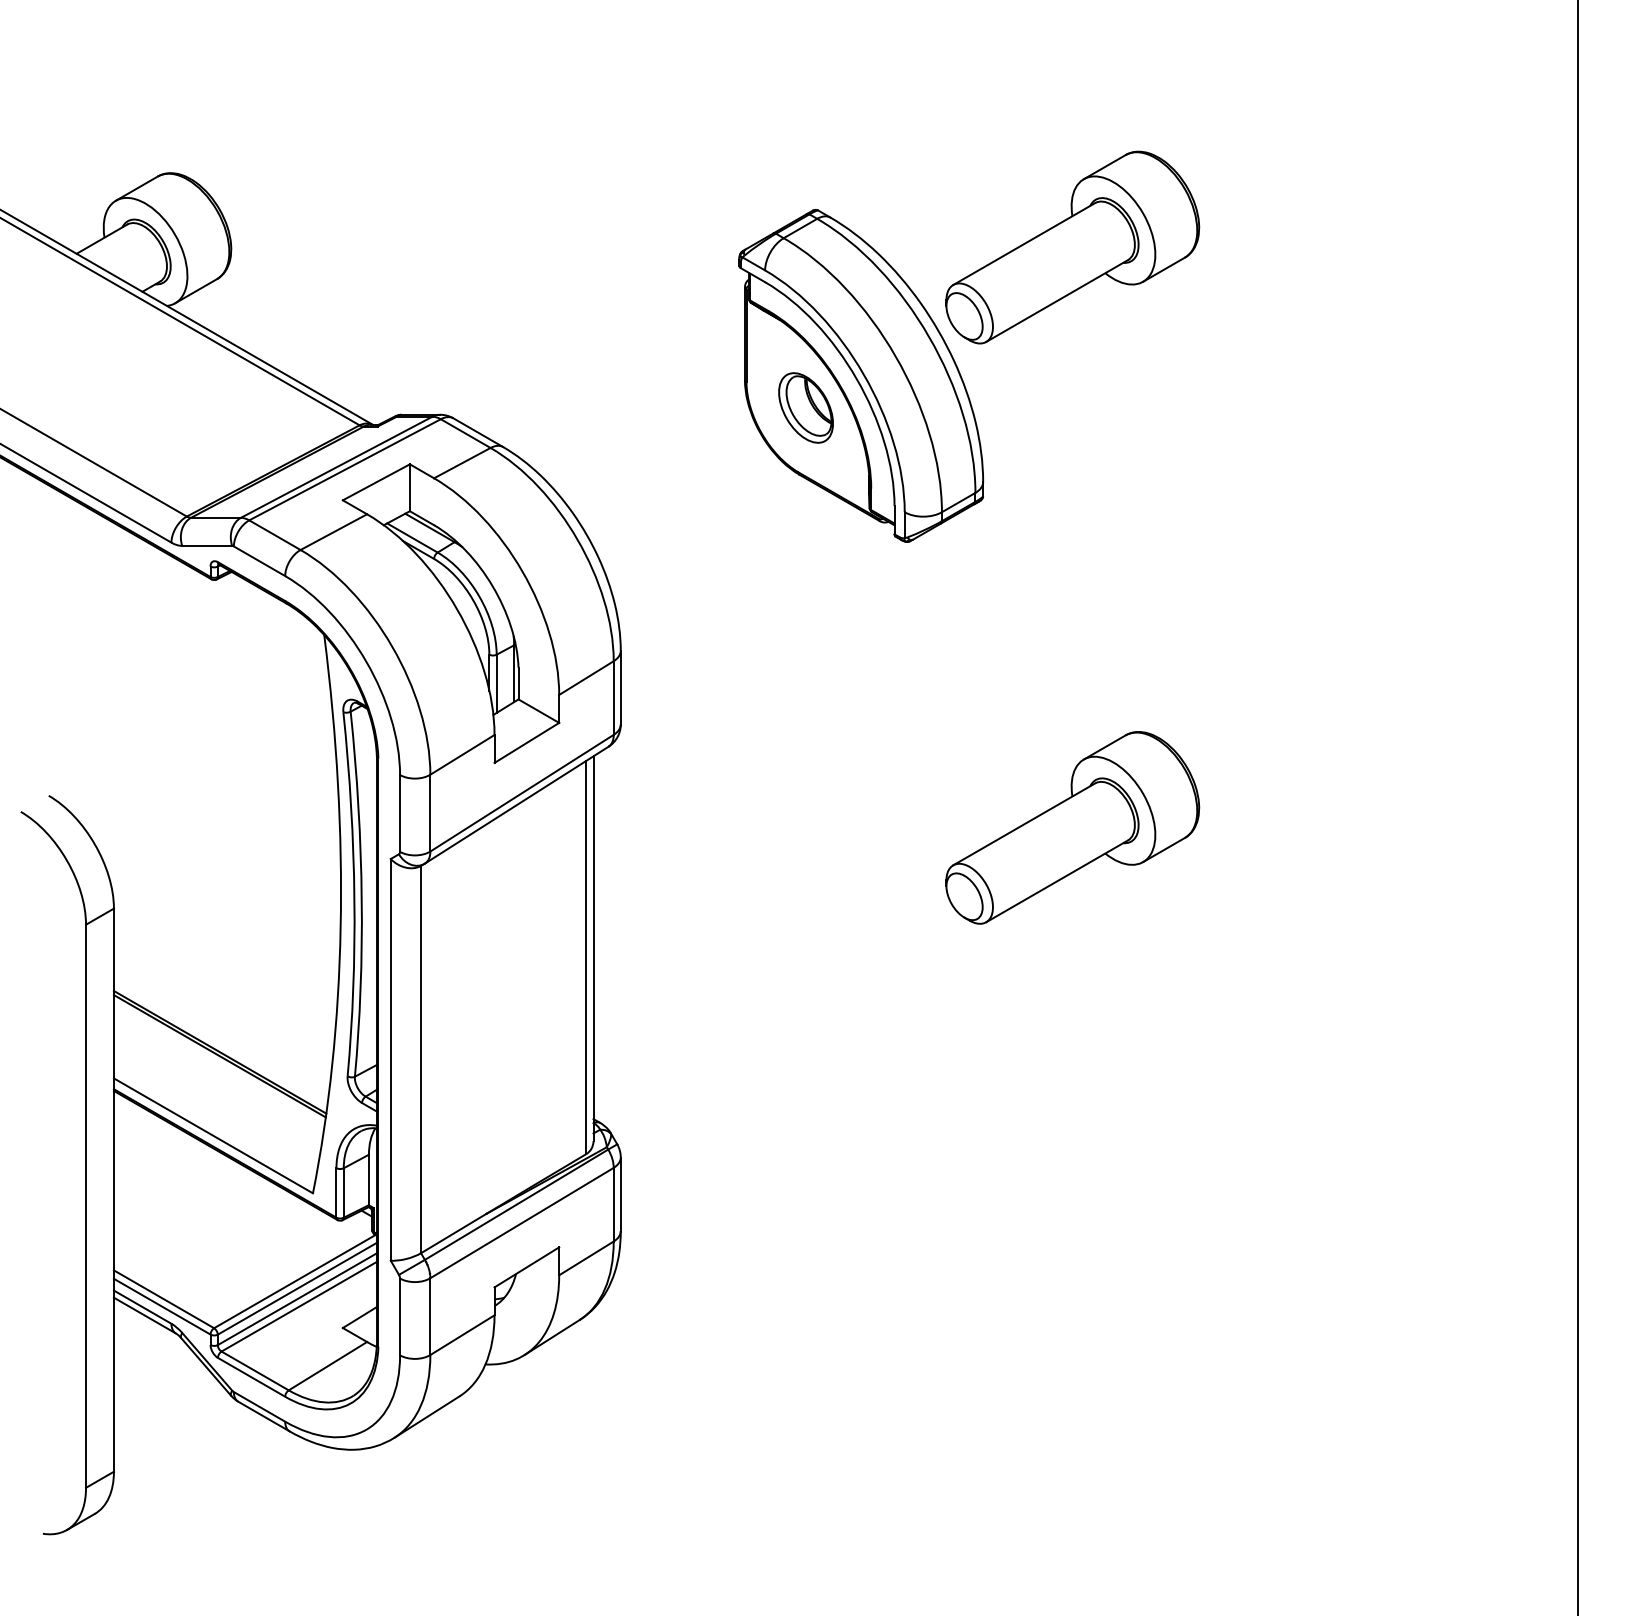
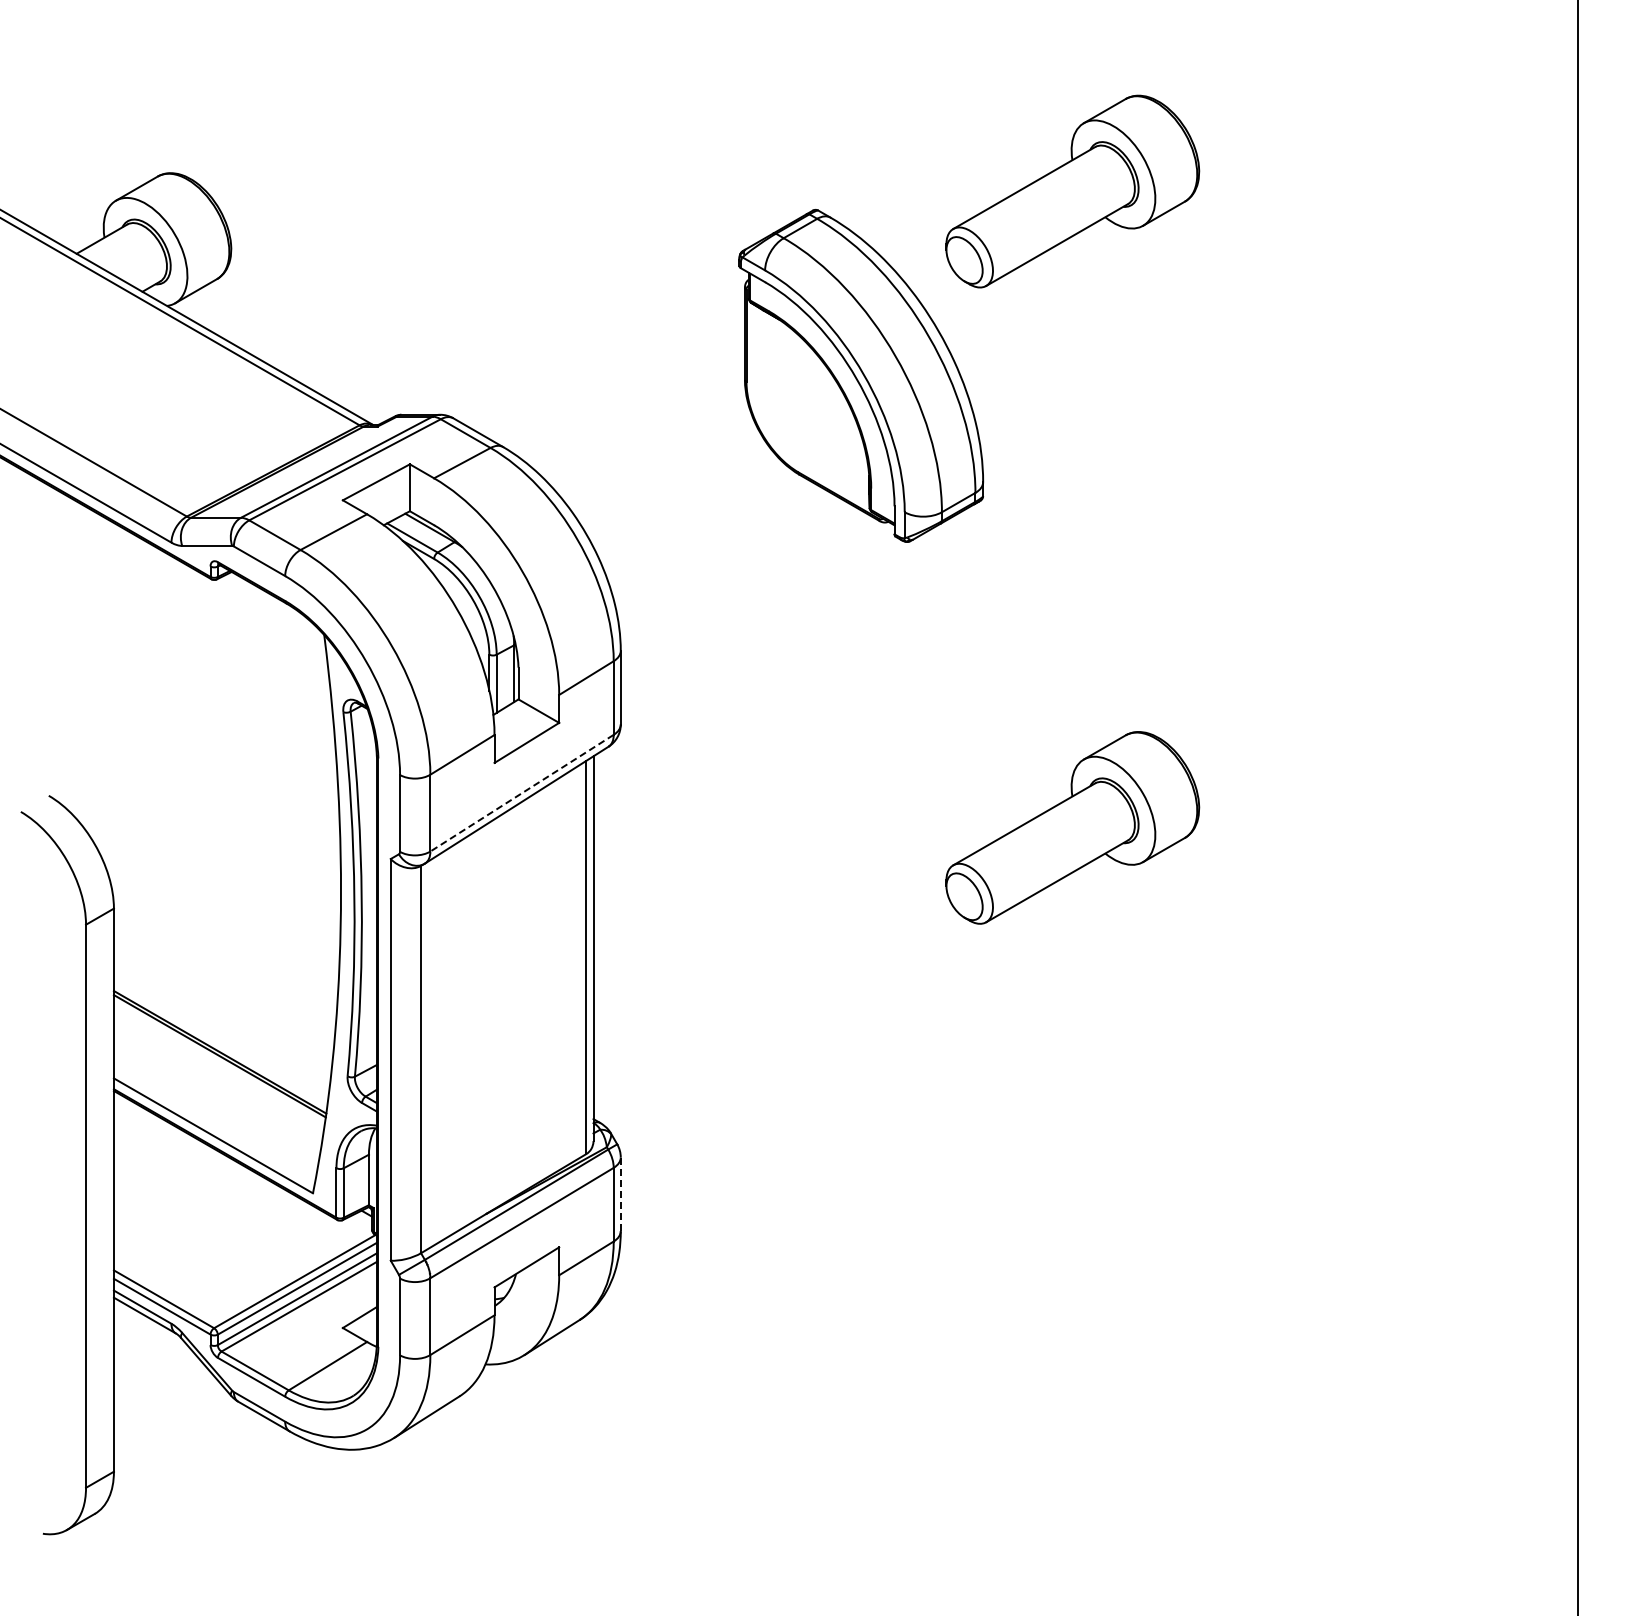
part position: (1072, 247) -> (1072, 191) (1072, 191)
part: present -> none (805, 407)
line: solid -> dashed (522, 793)
line: solid -> dashed (620, 1194)
